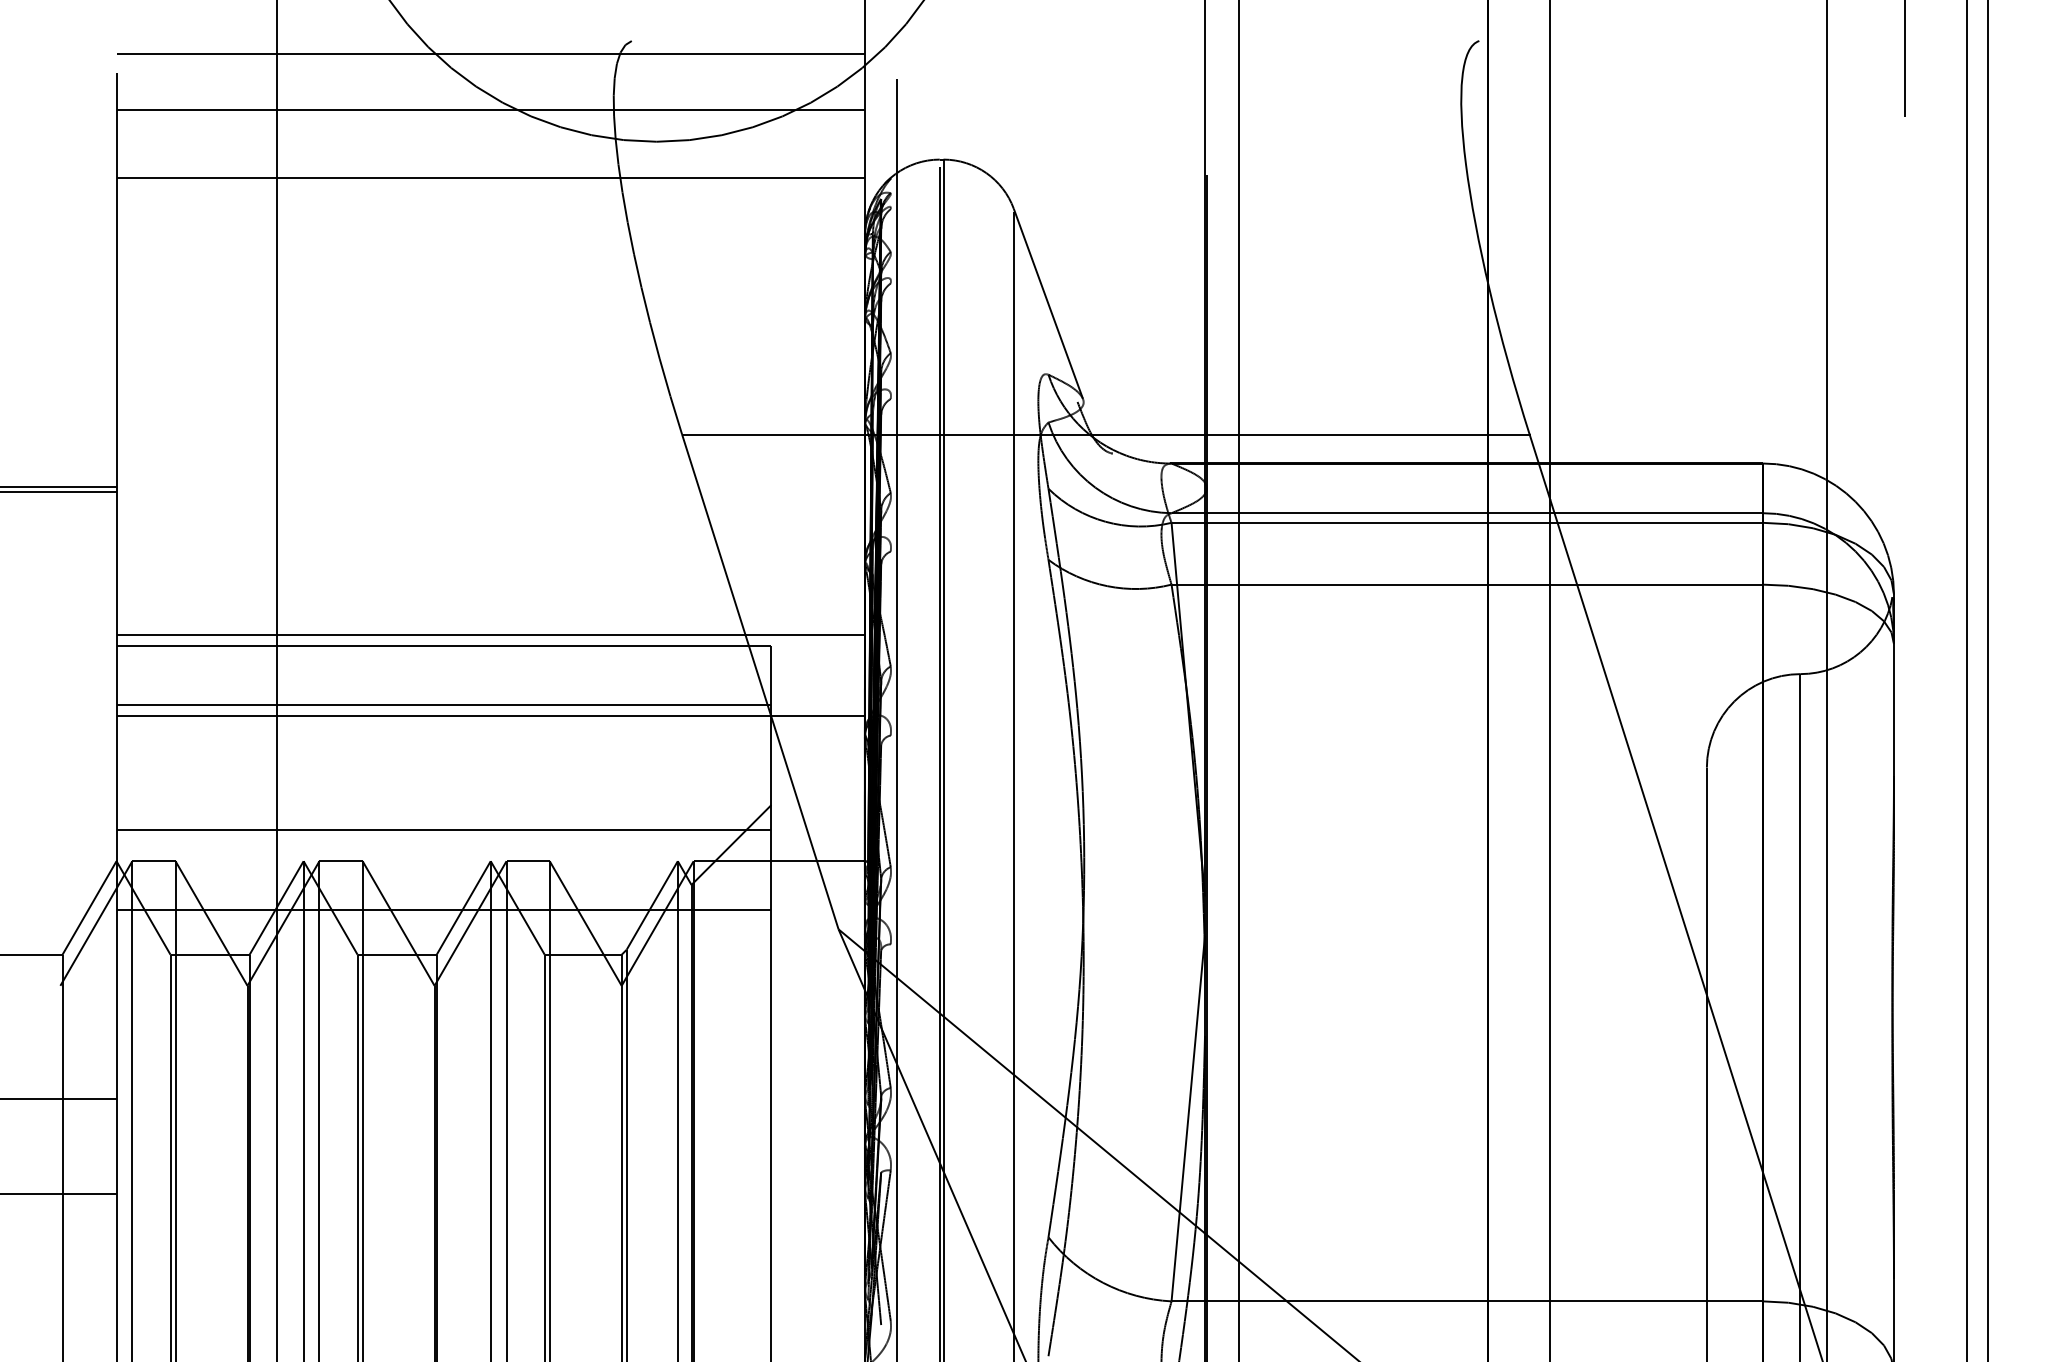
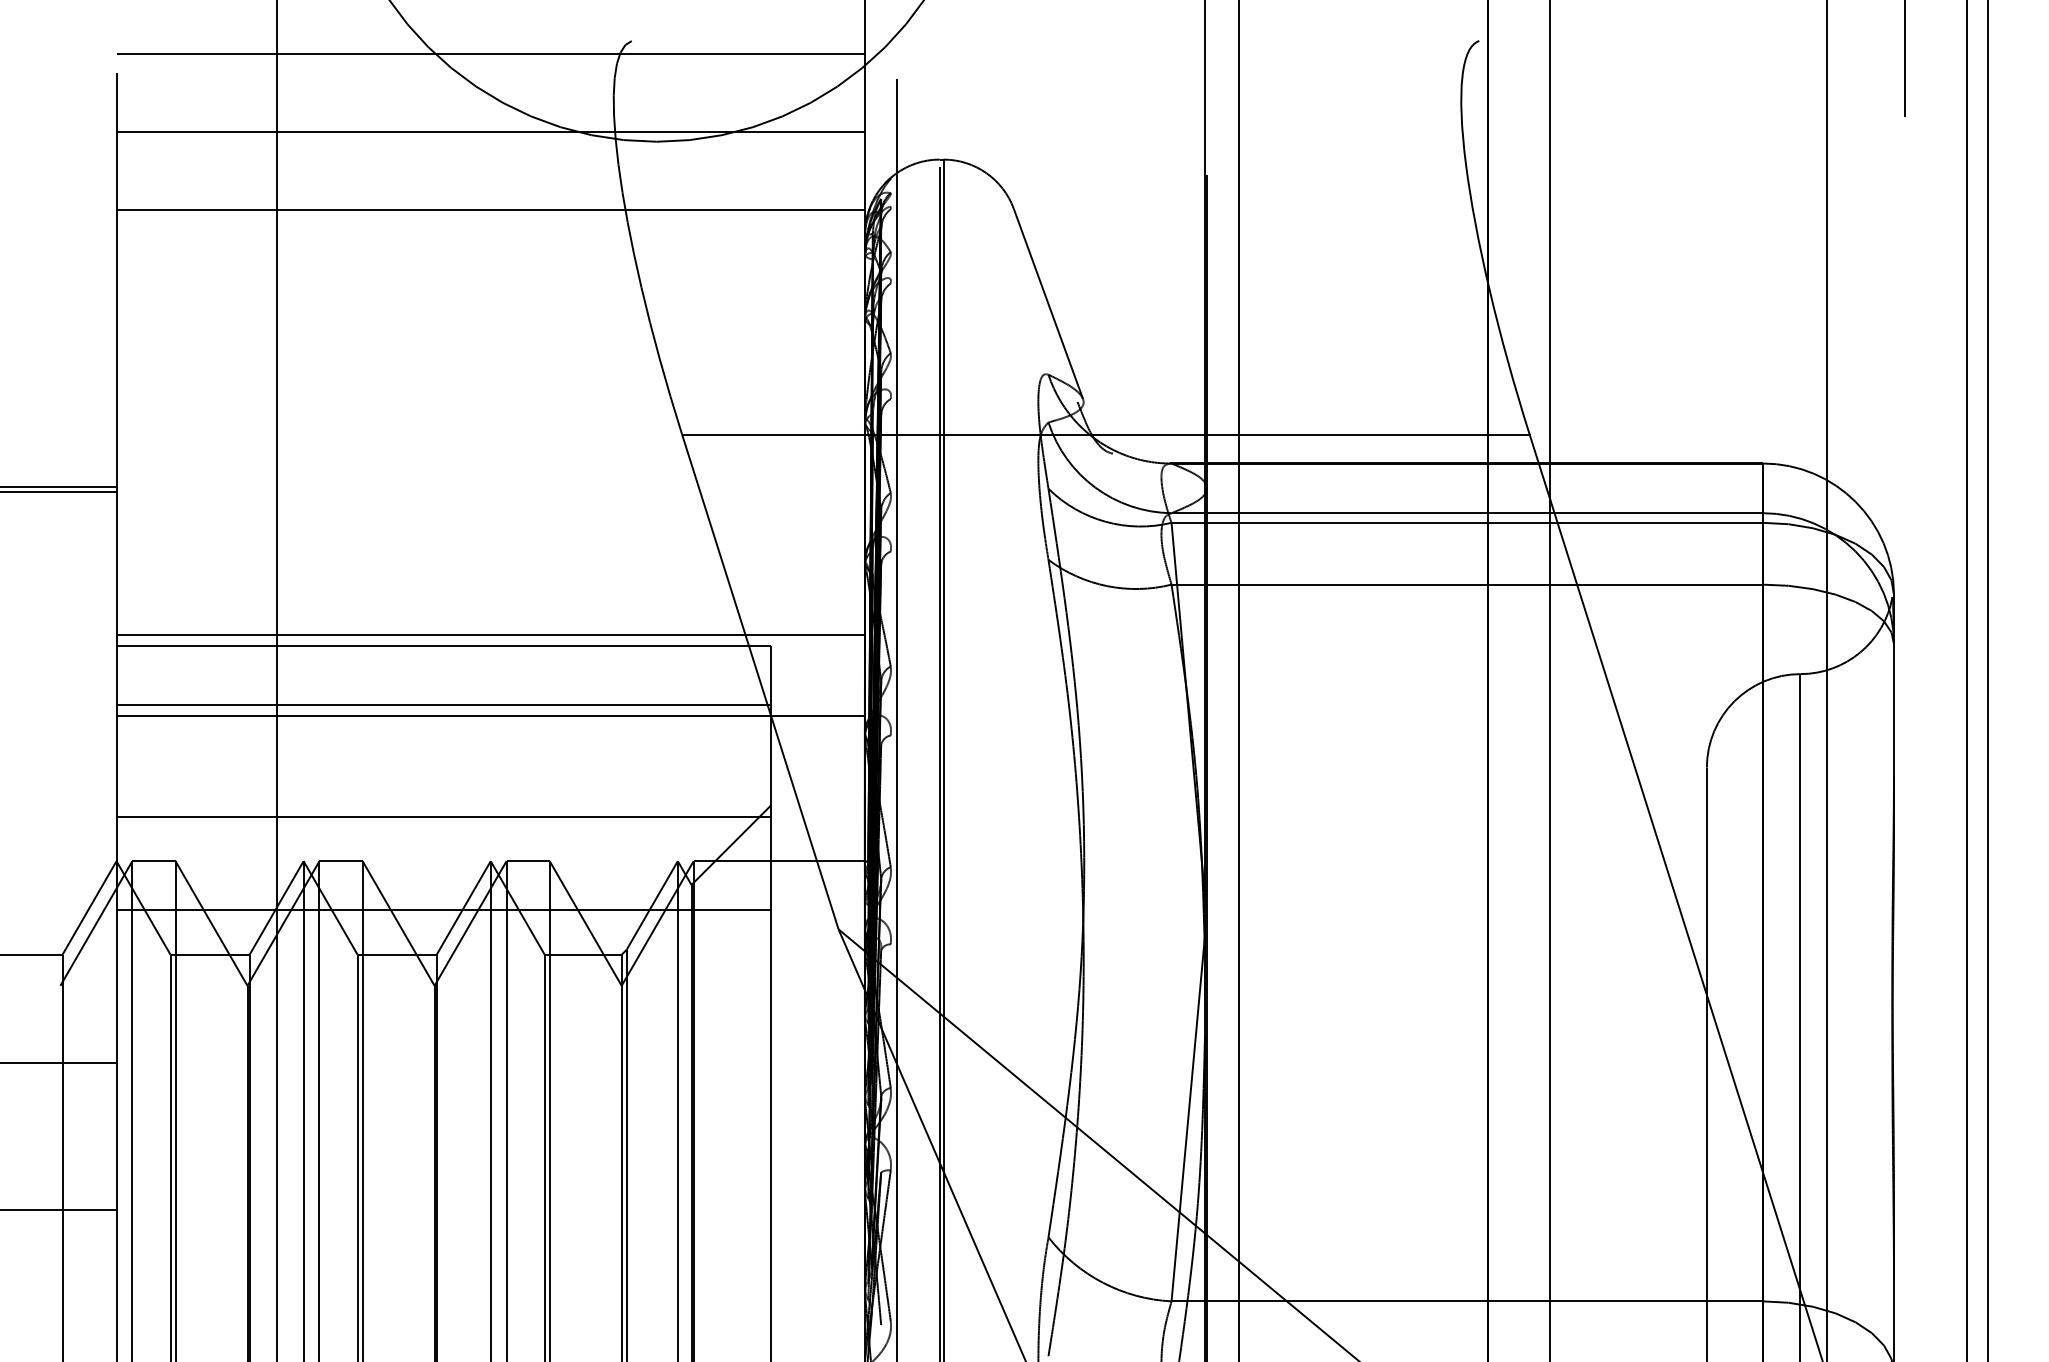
line position: (490, 110) -> (490, 132) (490, 132)
line position: (490, 178) -> (490, 210) (490, 210)
line: present -> none (1013, 784)
line position: (443, 829) -> (443, 816) (443, 816)
line position: (59, 1098) -> (59, 1062) (59, 1062)
line position: (59, 1193) -> (59, 1209) (59, 1209)
